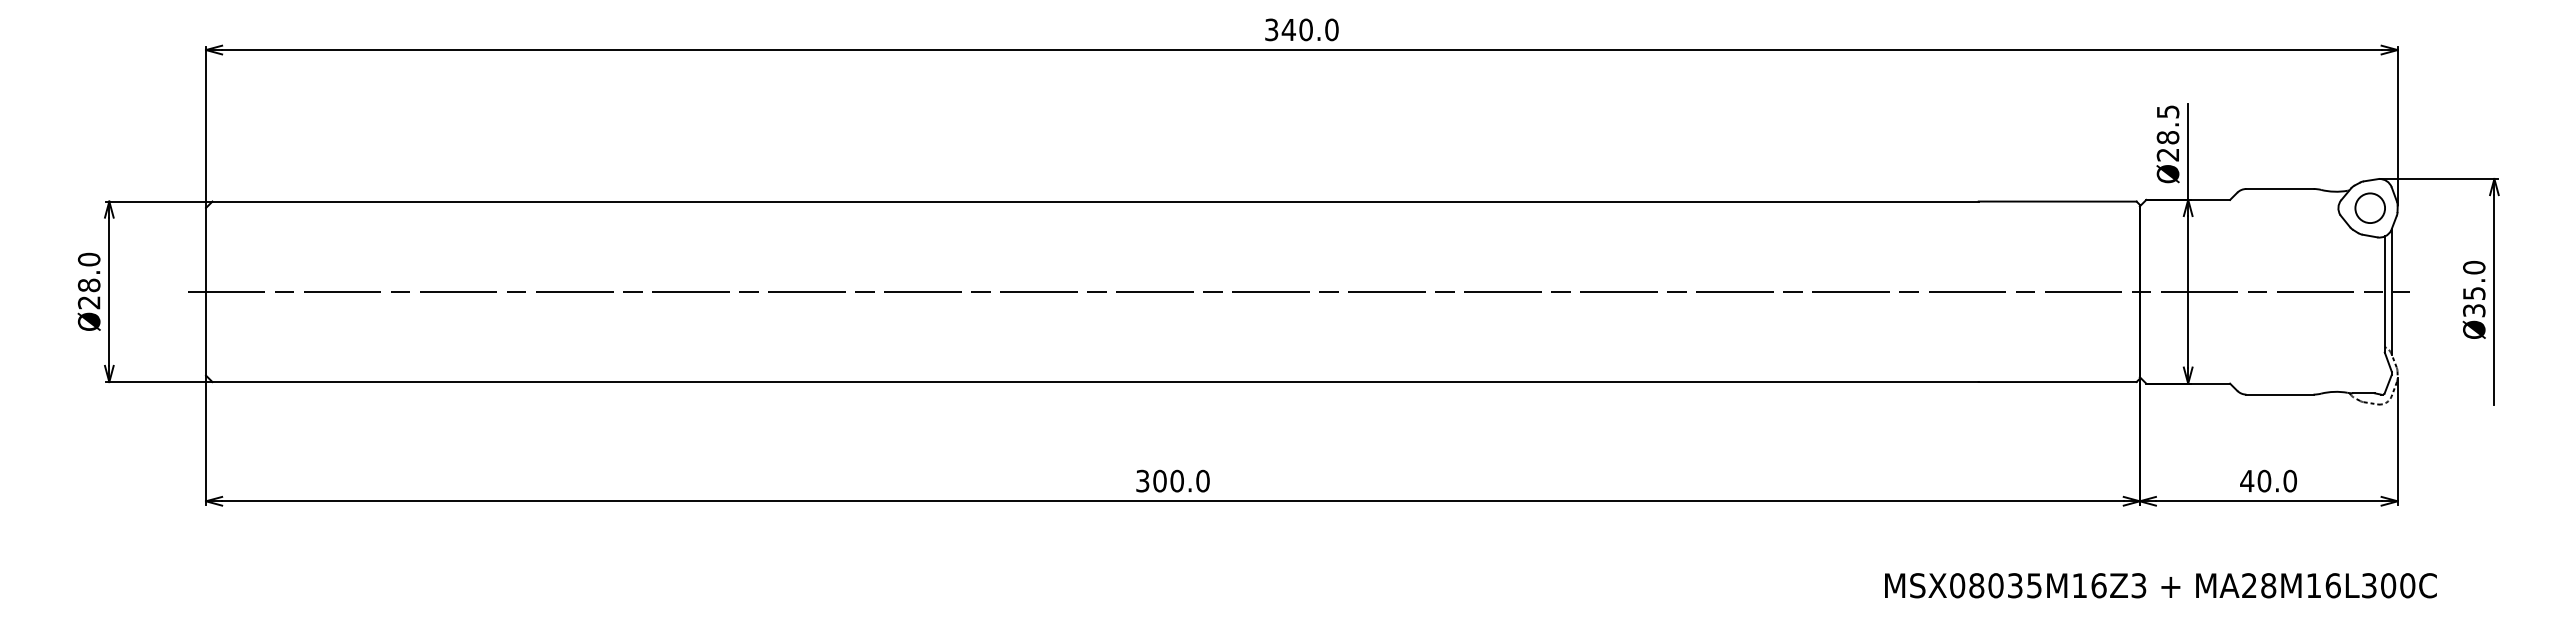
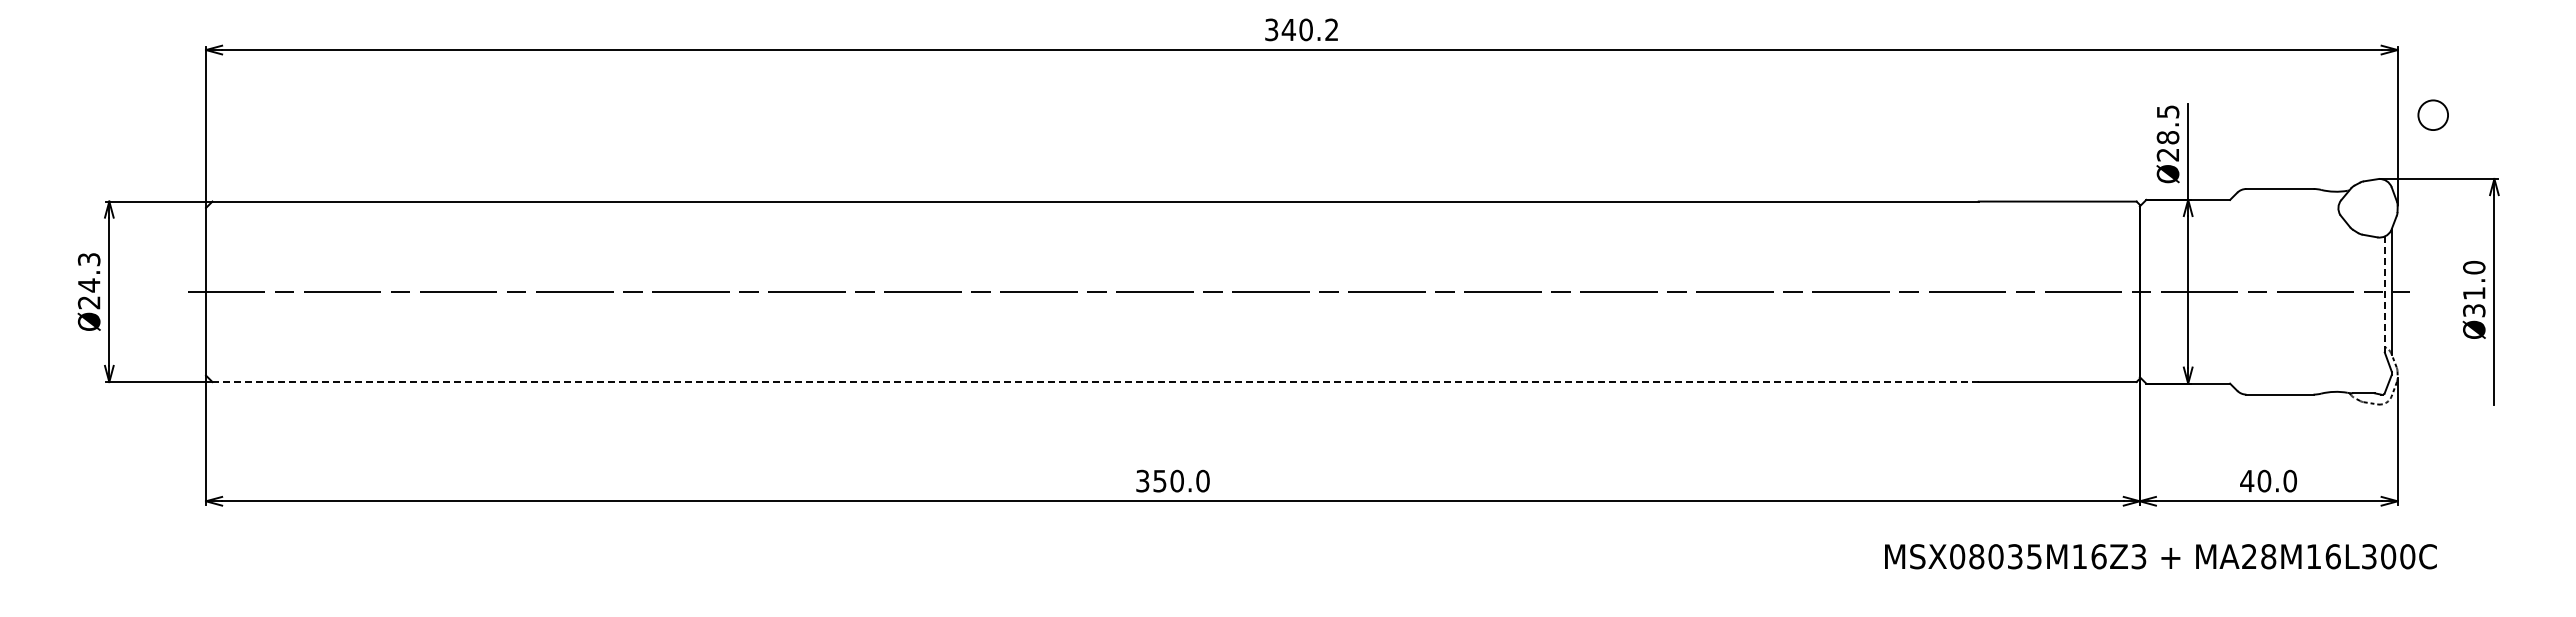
text: 340.0 -> 340.2 (1331, 29)
circle position: (2369, 207) -> (2432, 114) (2432, 114)
text: Ø28.0 -> Ø24.3 (88, 272)
text: Ø35.0 -> Ø31.0 (2474, 293)
line: solid -> dashed (2384, 294)
line: solid -> dashed (1096, 382)
text: 300.0 -> 350.0 (1159, 480)
text position: (2160, 585) -> (2160, 556) (2160, 556)
